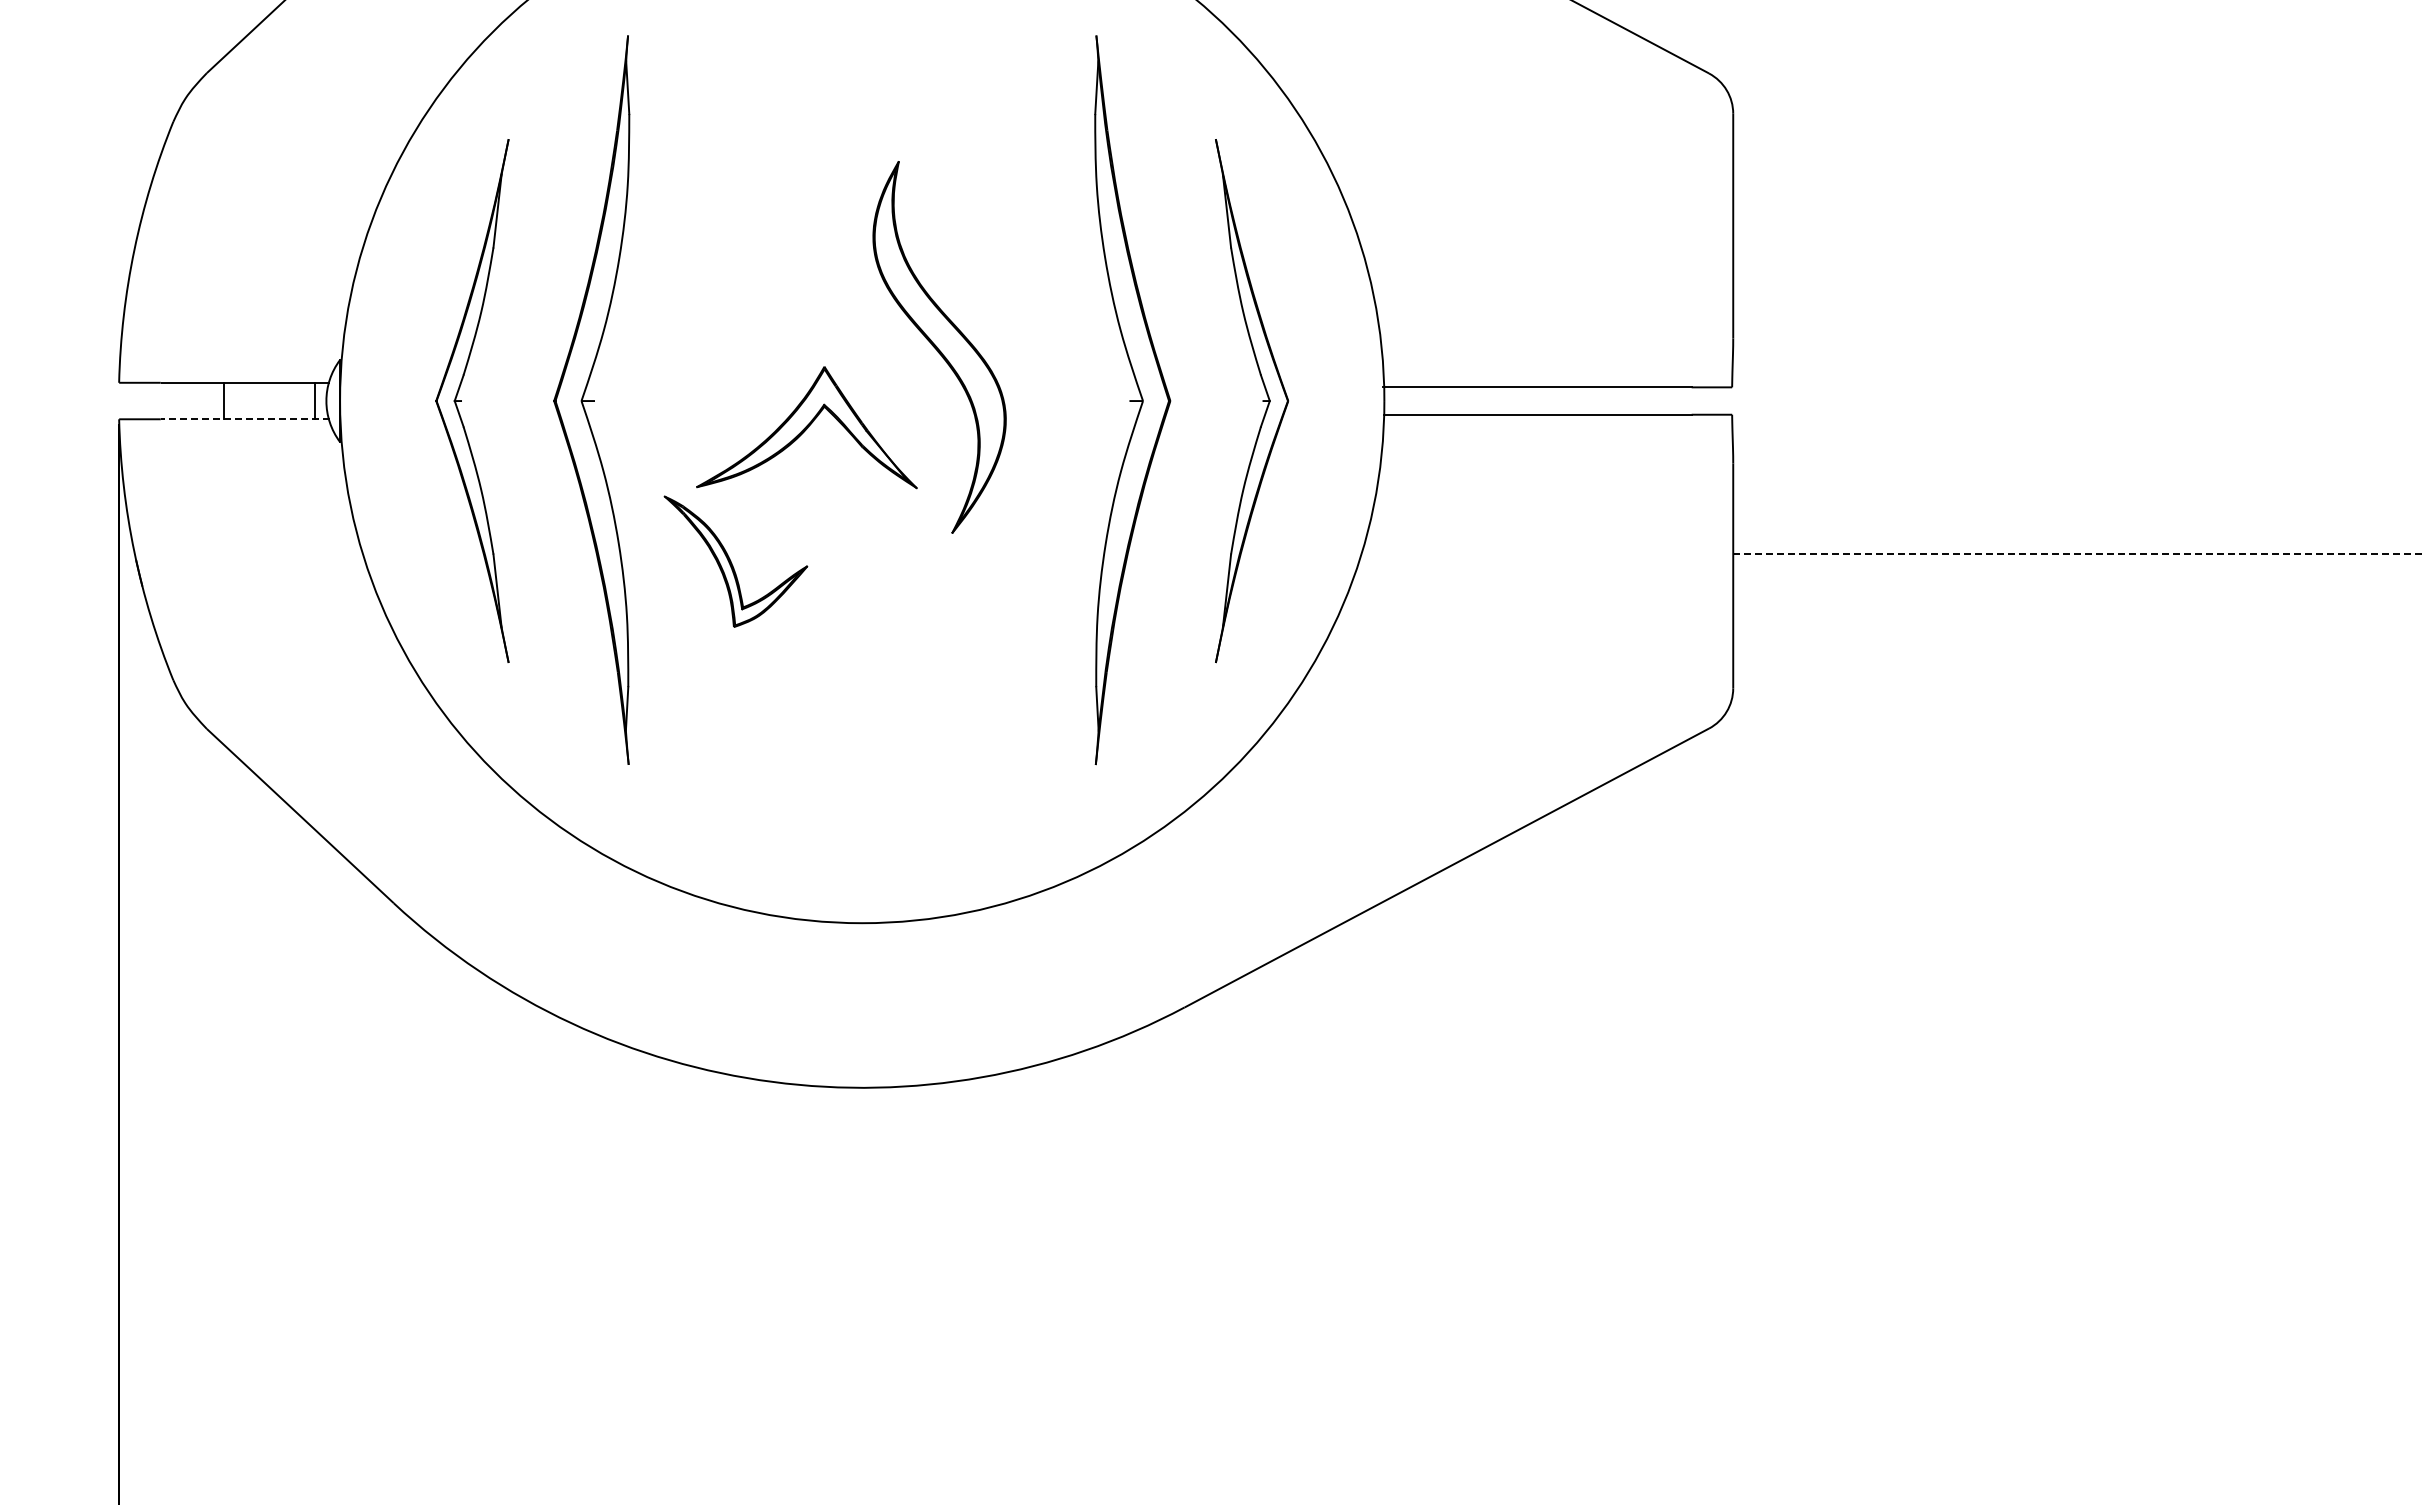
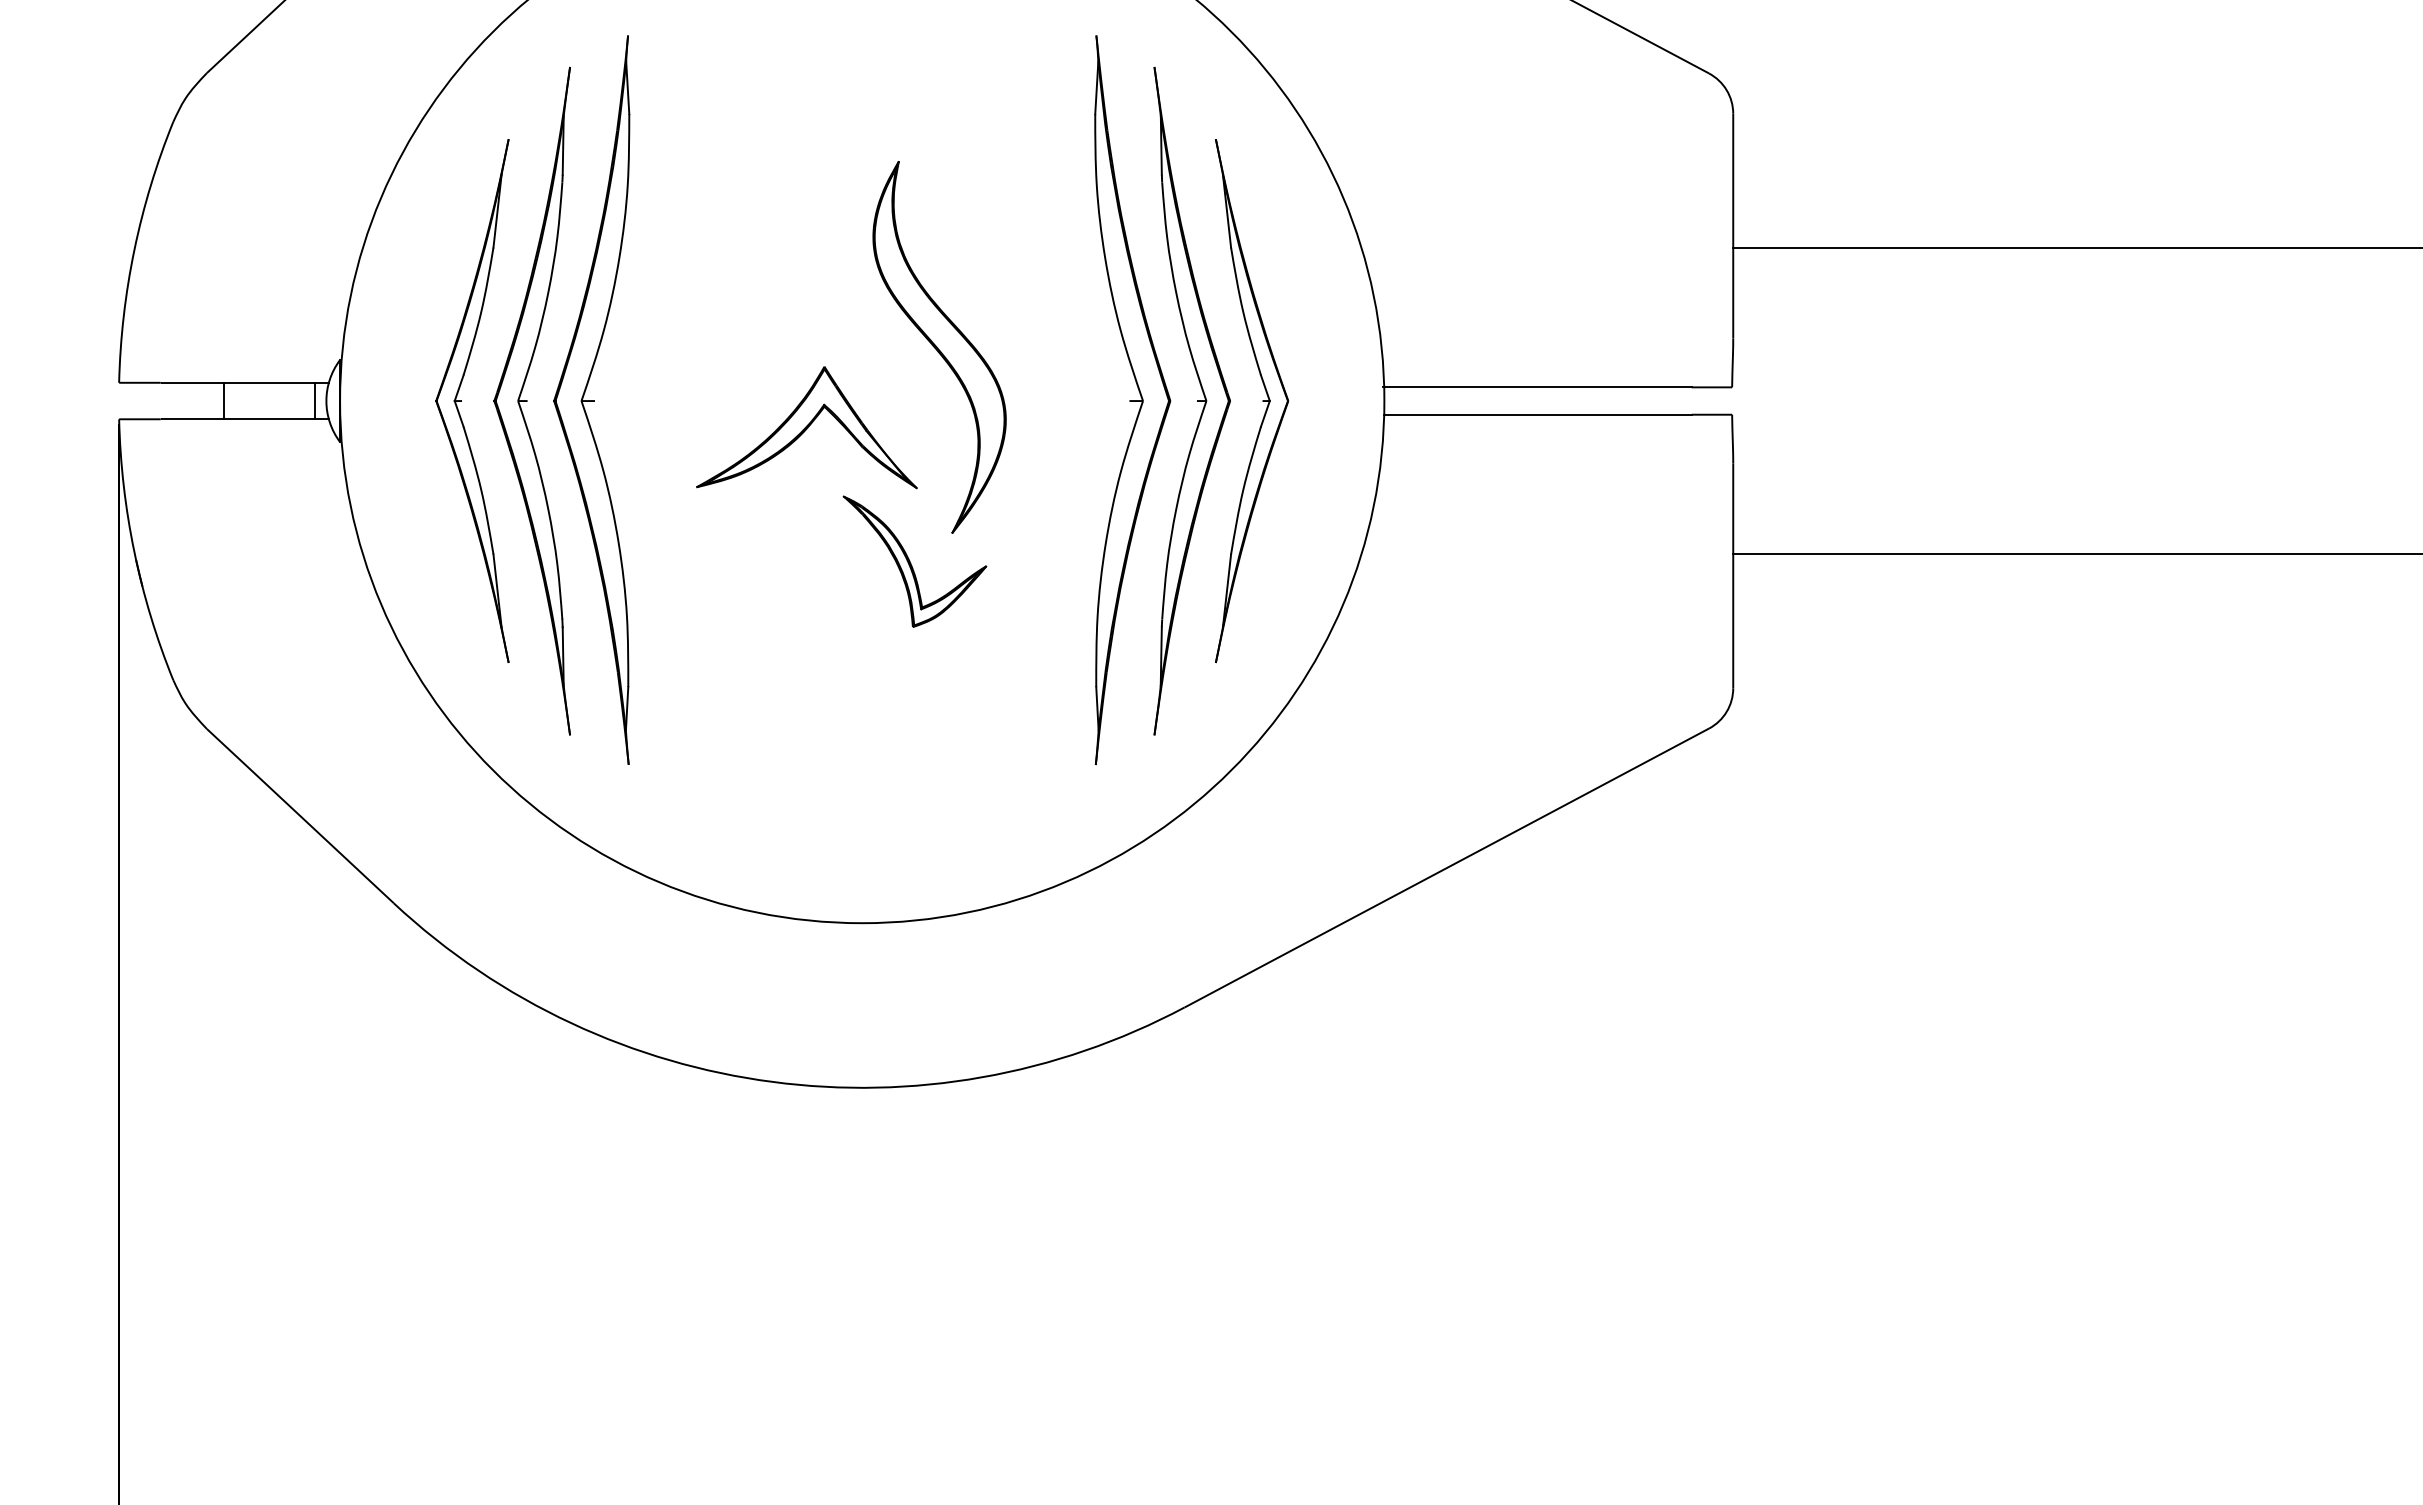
line: none -> present (2076, 248)
part: none -> present (531, 400)
part: none -> present (1191, 400)
line: dashed -> solid (245, 419)
line: dashed -> solid (2078, 553)
part position: (735, 561) -> (914, 561) (914, 561)
